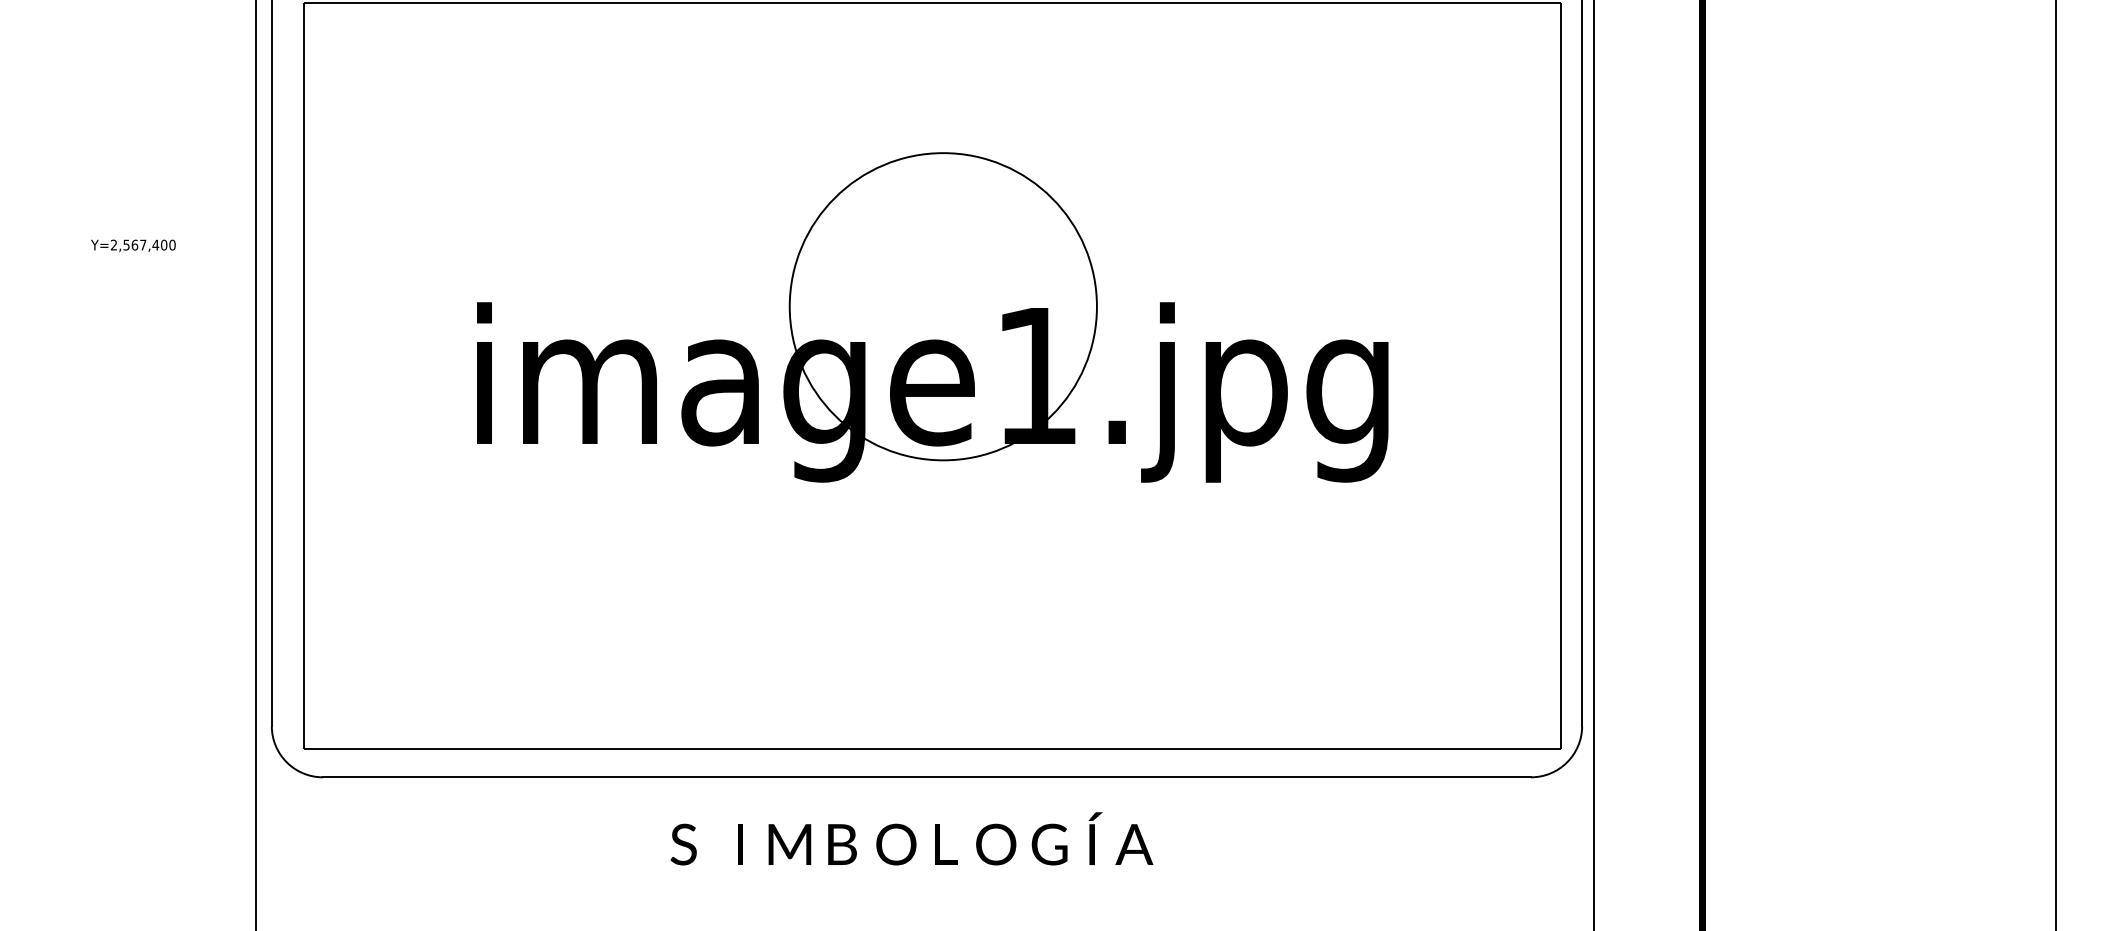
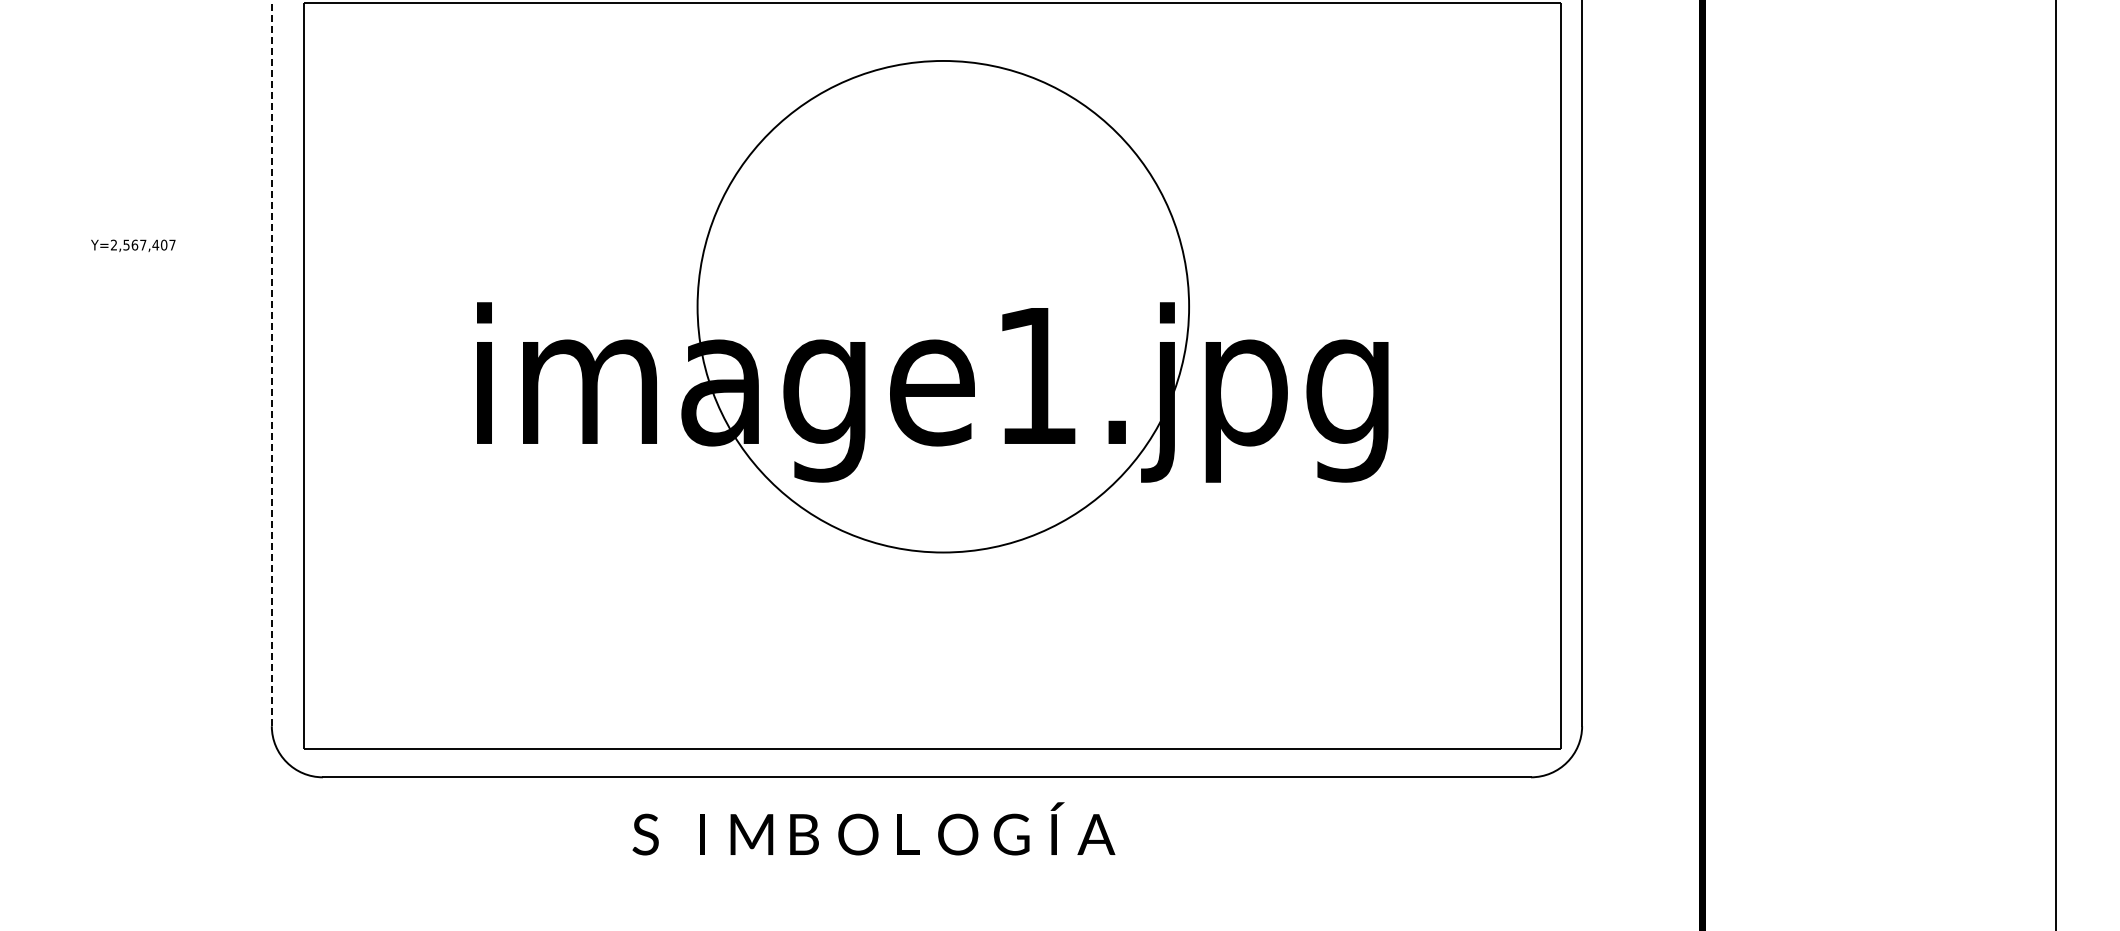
text: Y=2,567,400 -> Y=2,567,407 (172, 244)
circle diameter: 307 px -> 492 px (943, 306)
line: solid -> dashed (271, 363)
line: present -> none (255, 464)
line: present -> none (1593, 464)
text position: (911, 838) -> (873, 828) (873, 828)
